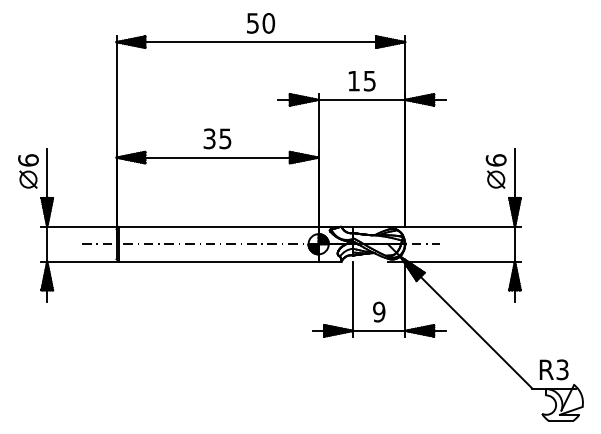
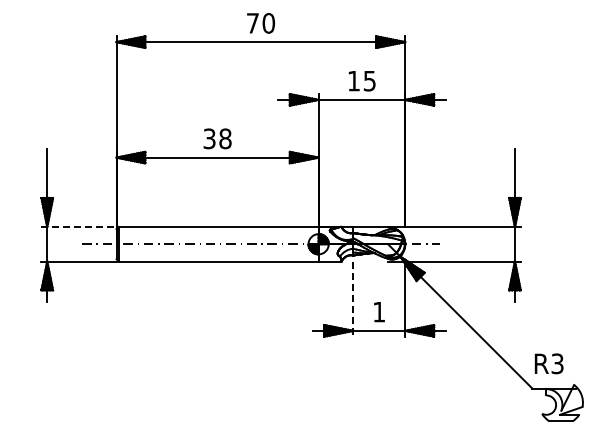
text: 50 -> 70 (252, 23)
text: 35 -> 38 (225, 138)
part: present -> none (28, 171)
part: present -> none (495, 171)
line: solid -> dashed (79, 226)
line: solid -> dashed (353, 299)
text: 9 -> 1 (379, 311)
text position: (553, 369) -> (548, 363) (548, 363)
